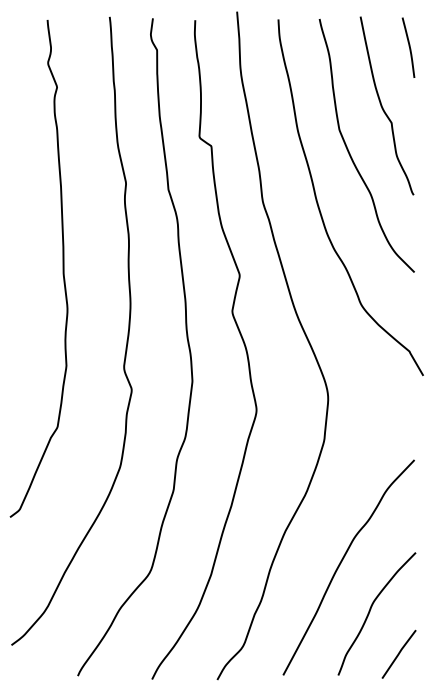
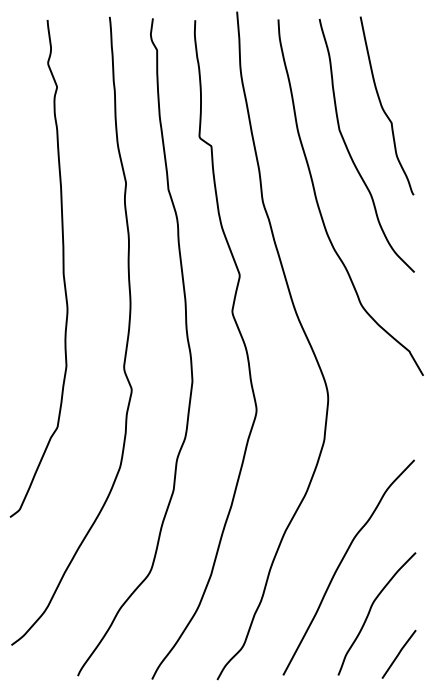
curve: present -> none (408, 46)
